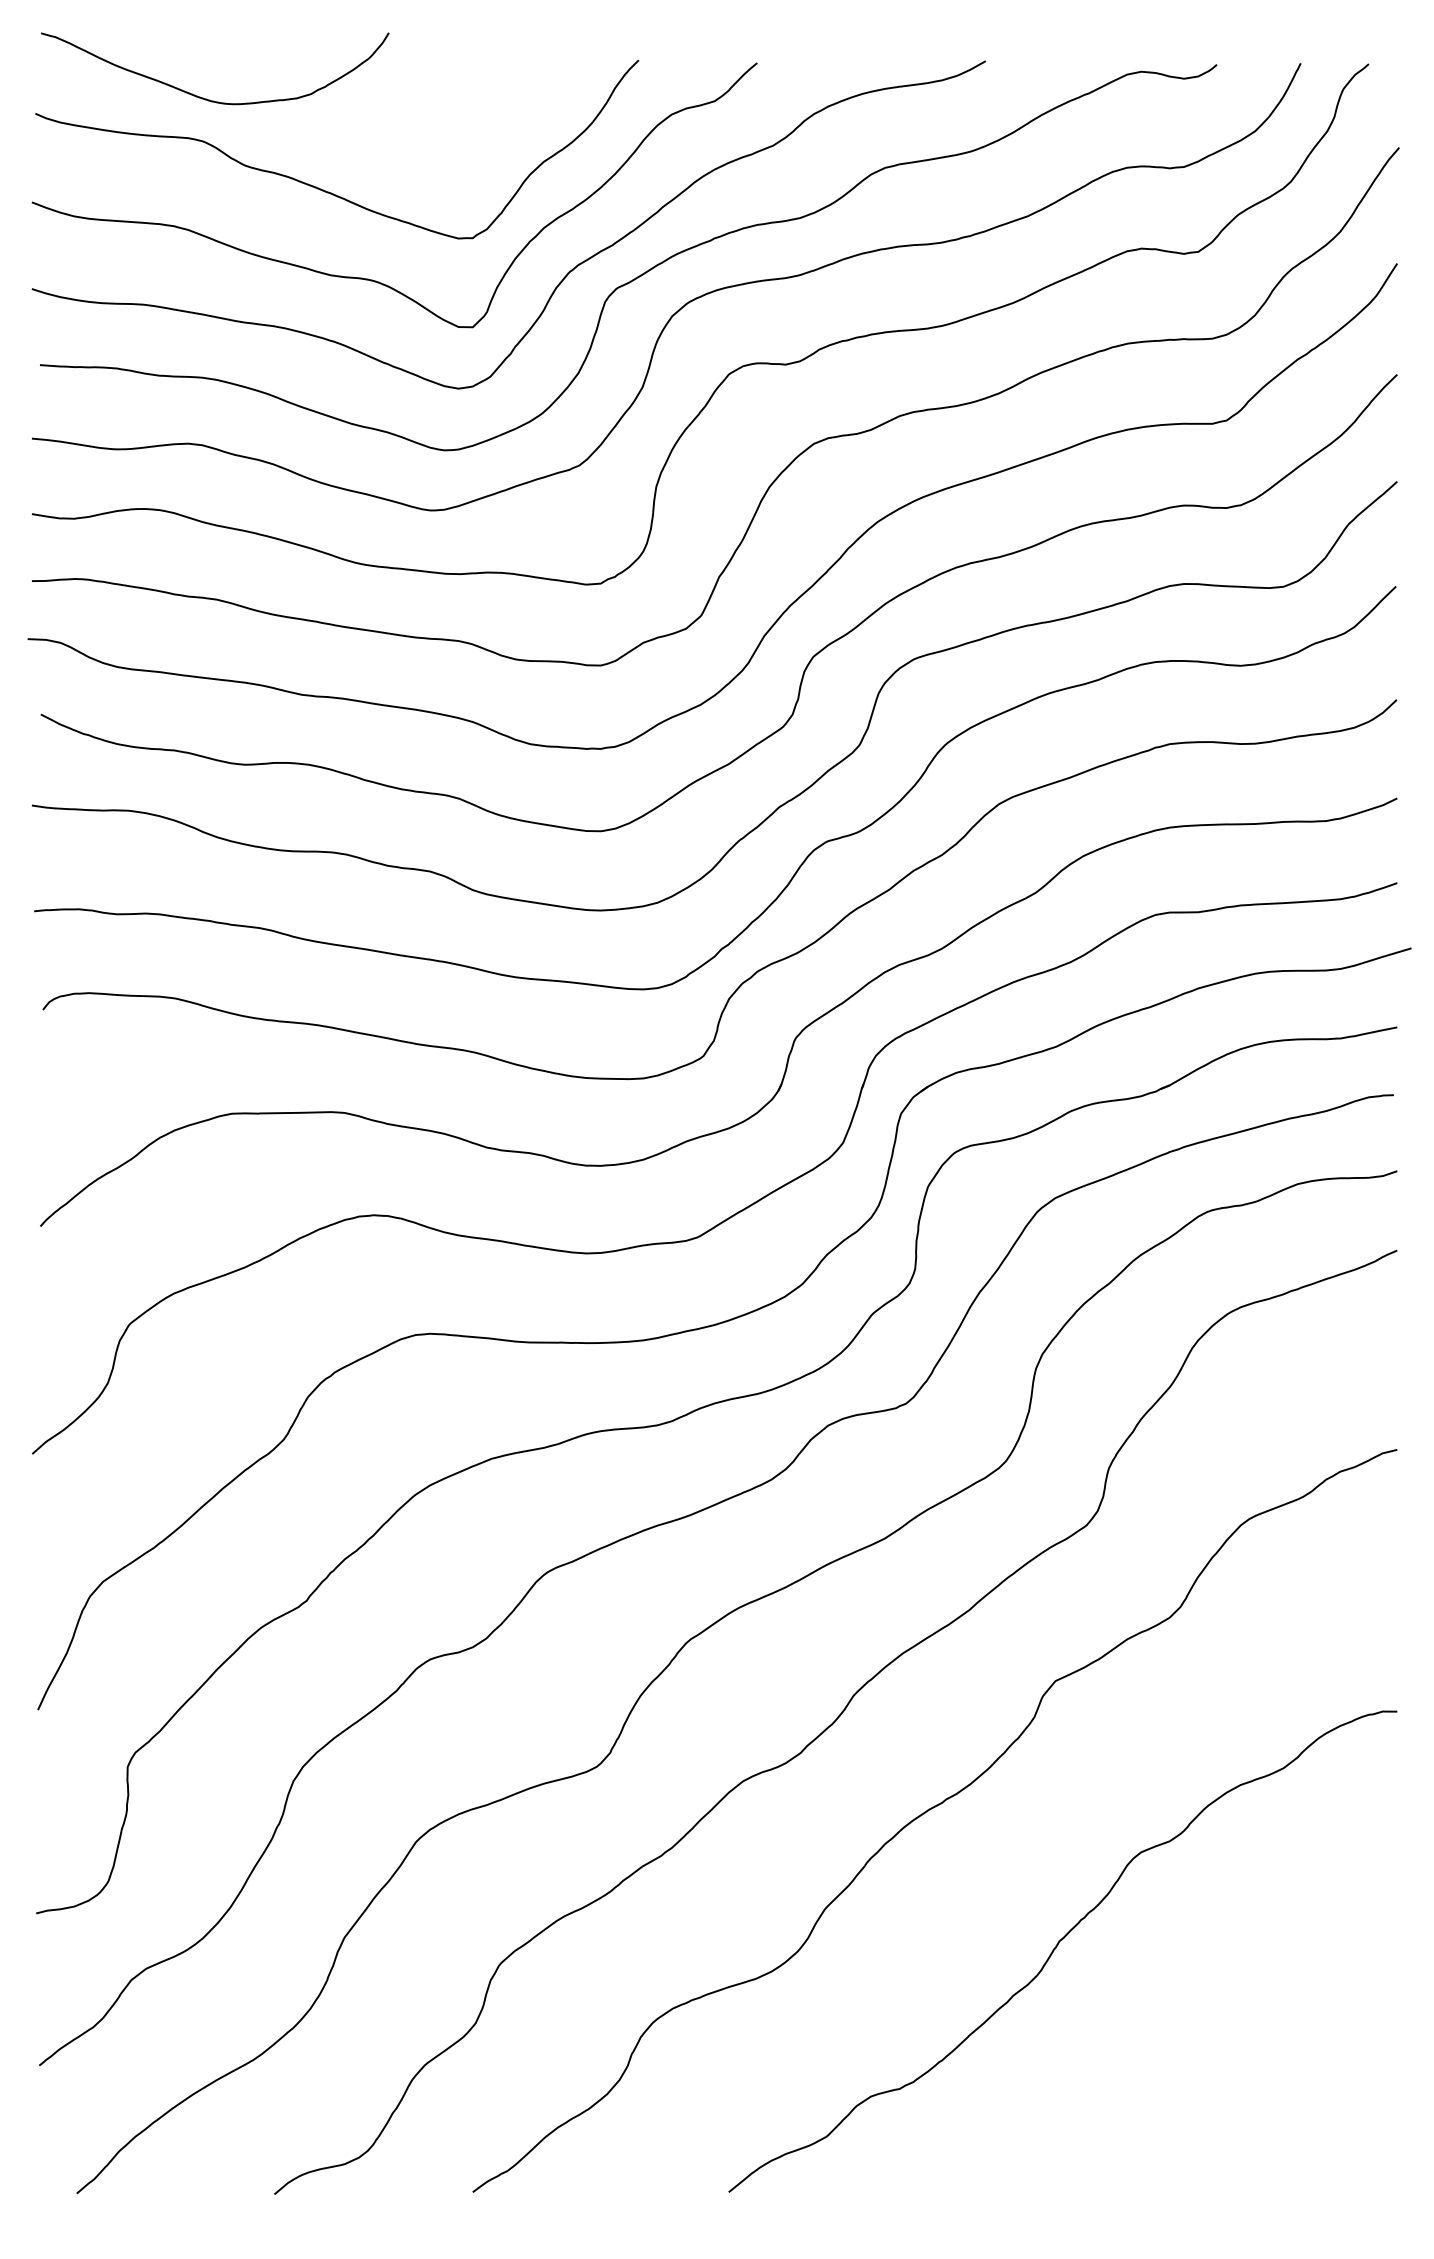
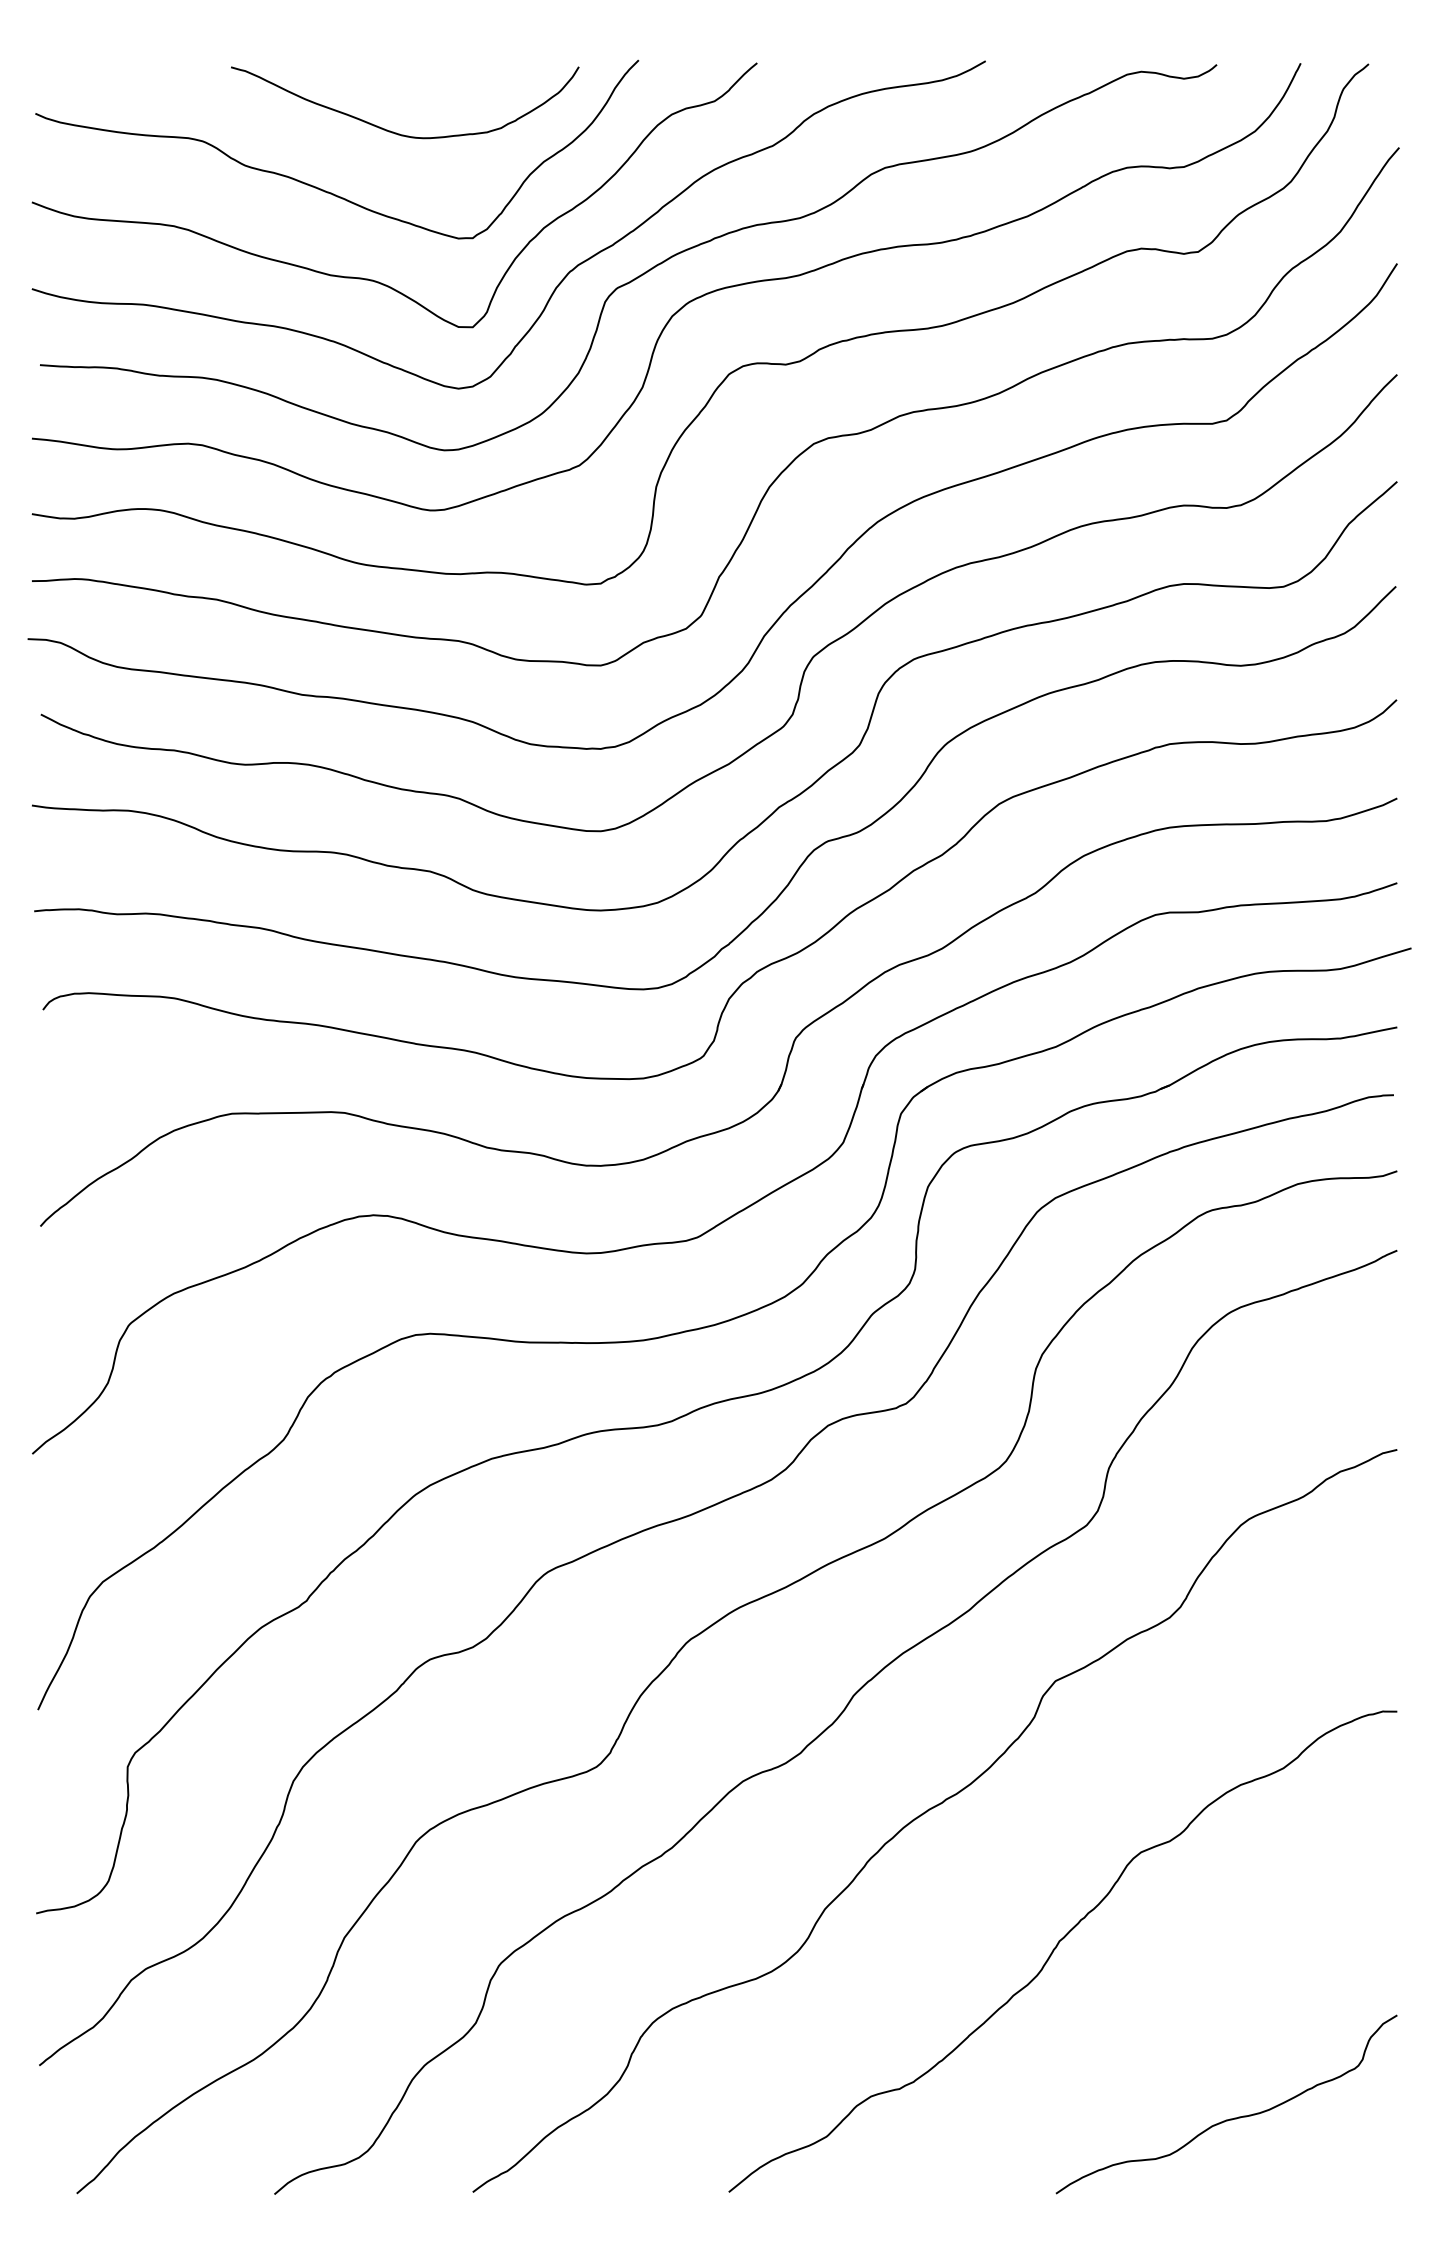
curve position: (206, 98) -> (396, 132) (396, 132)
curve: none -> present (1230, 2118)
